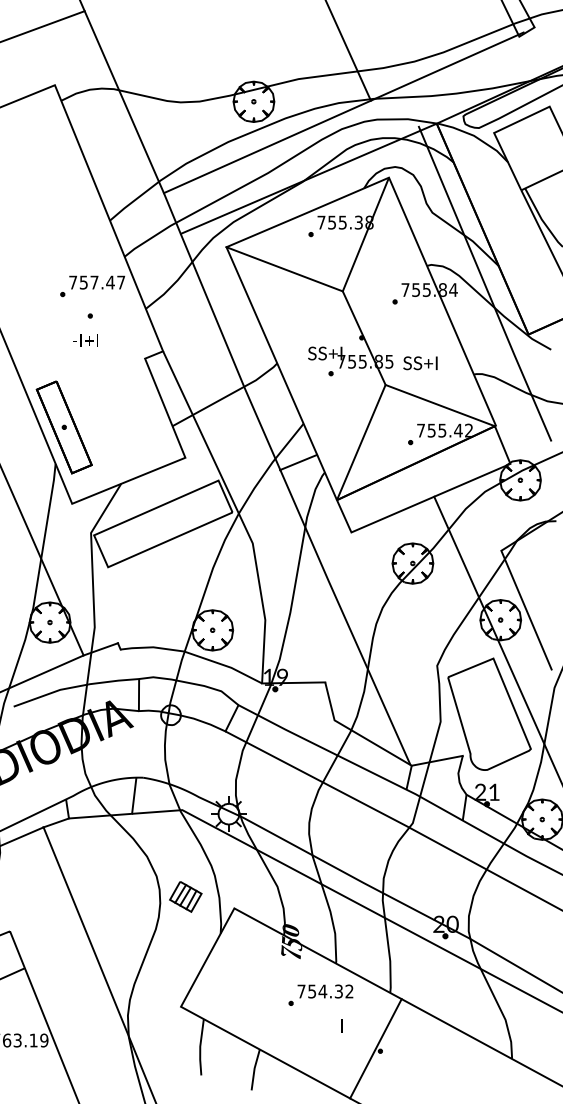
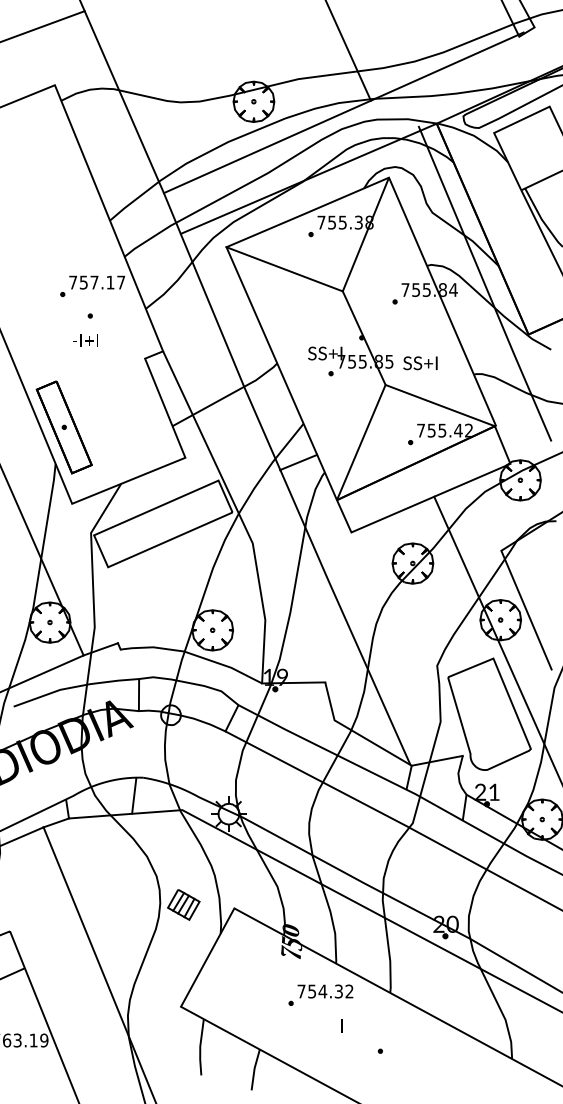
text: 757.47 -> 757.17 (110, 282)
part position: (185, 896) -> (183, 904) (183, 904)
line: present -> none (375, 1048)
